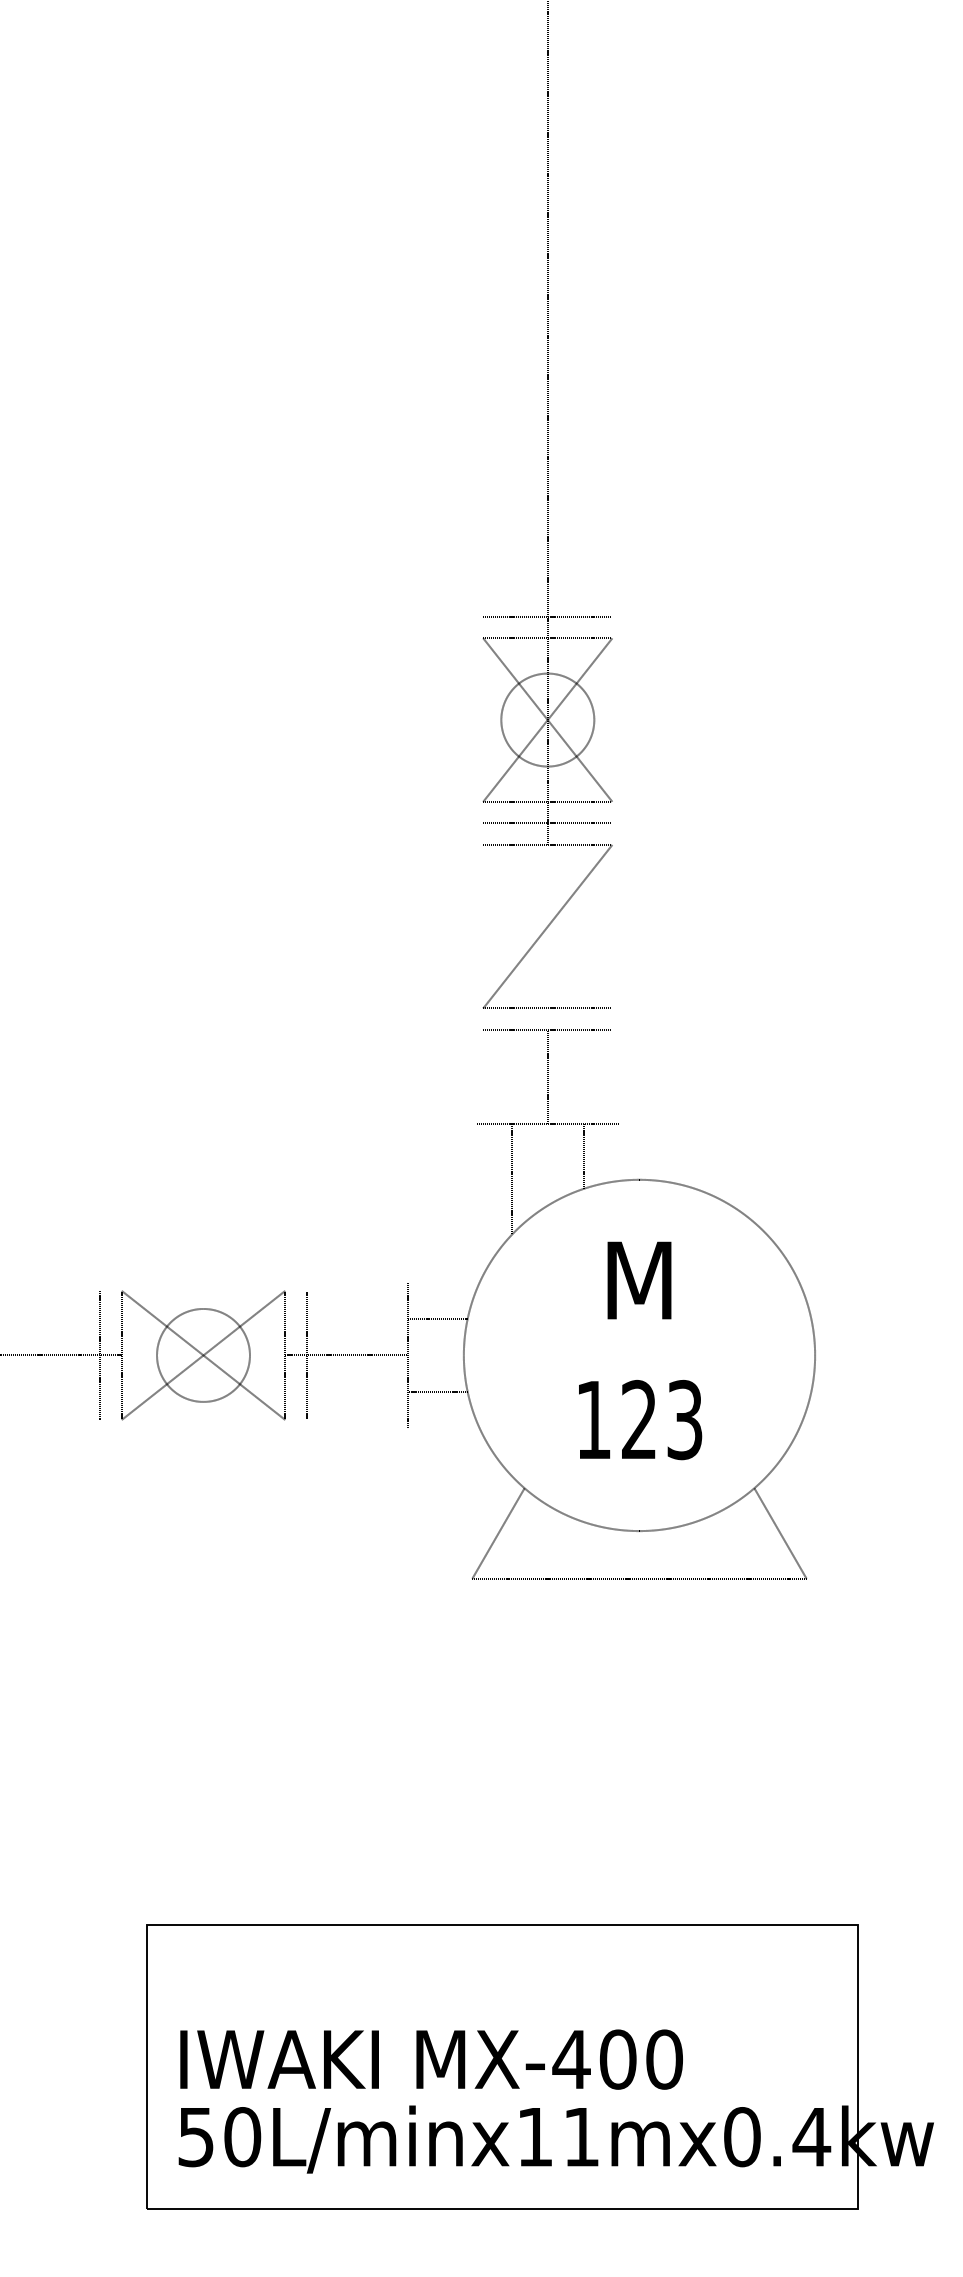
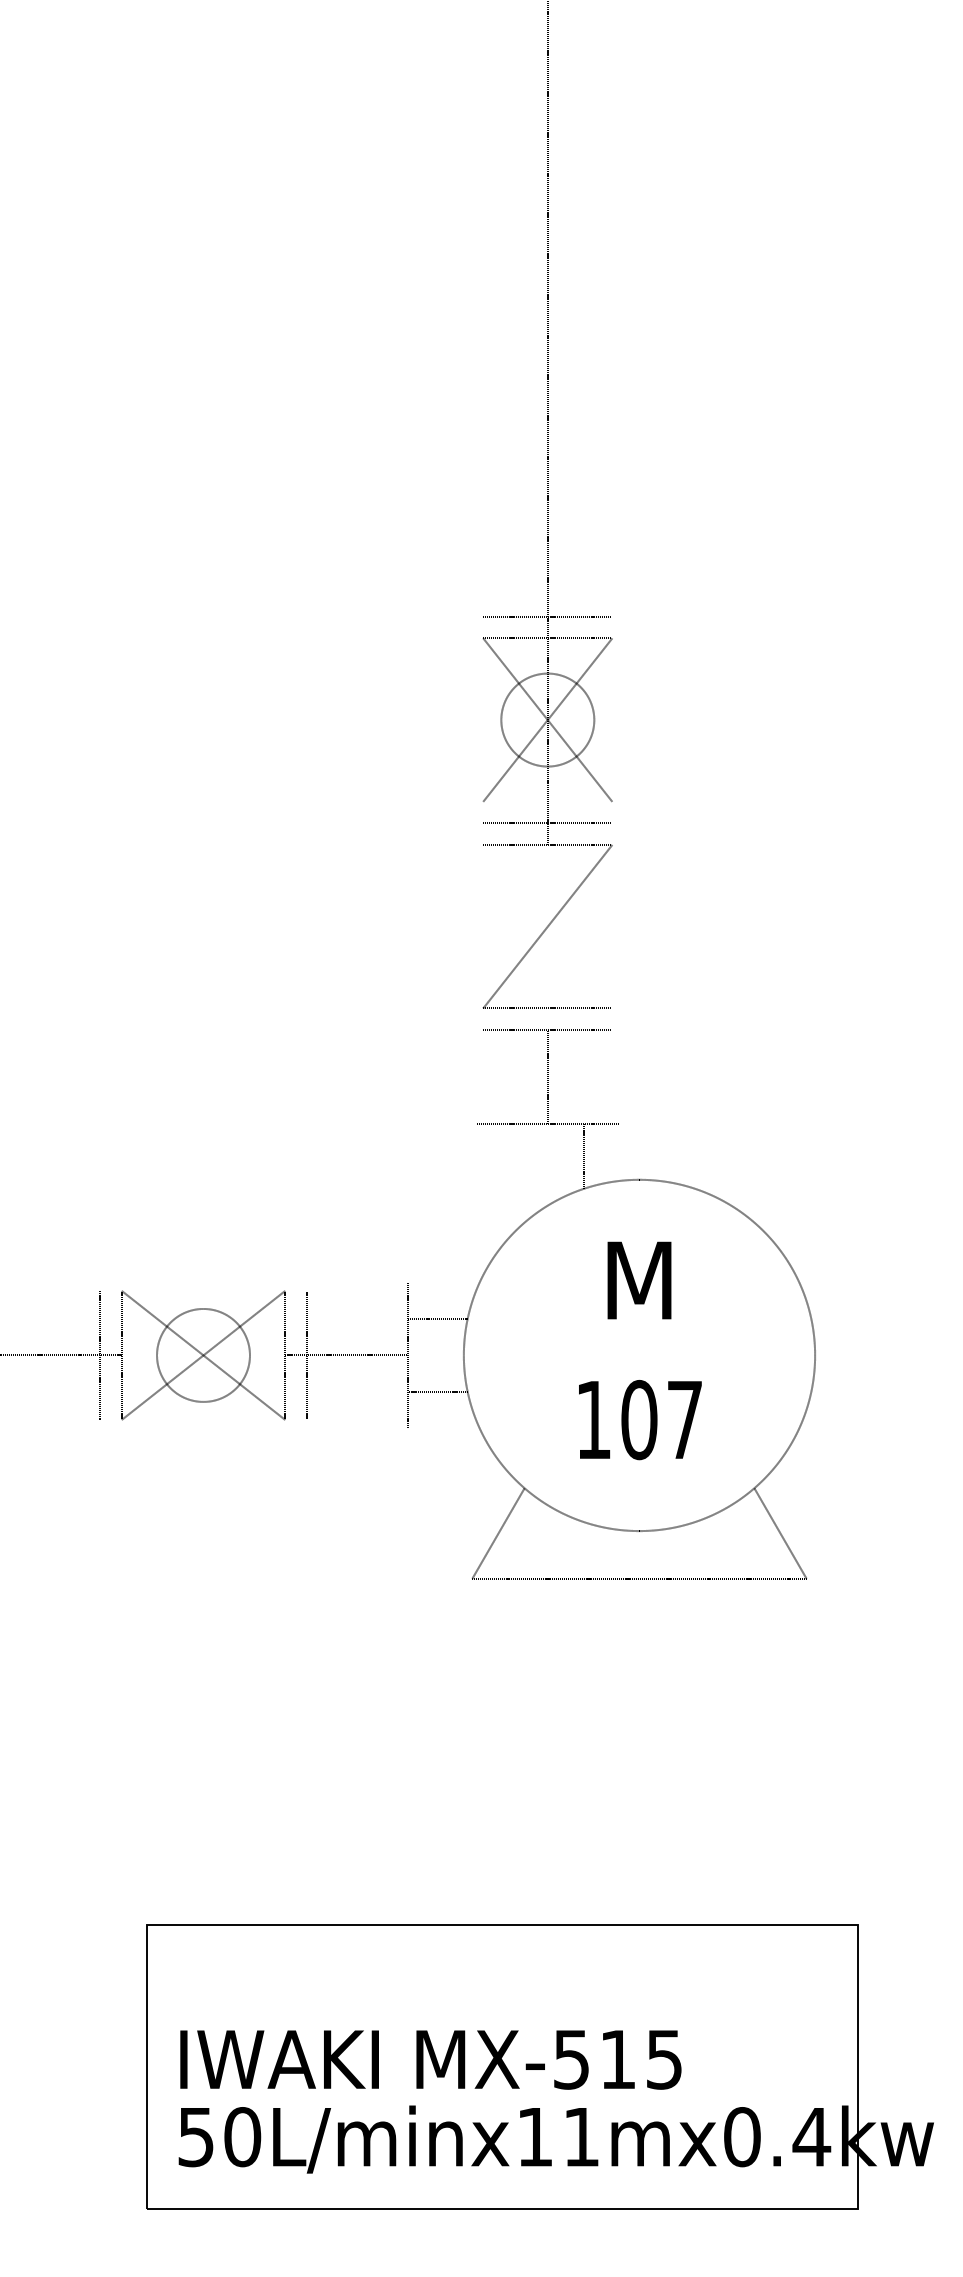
line: present -> none (547, 801)
line: present -> none (511, 1179)
text: 123 -> 107 (661, 1419)
text: MX-400 -> MX-515 (617, 2059)
